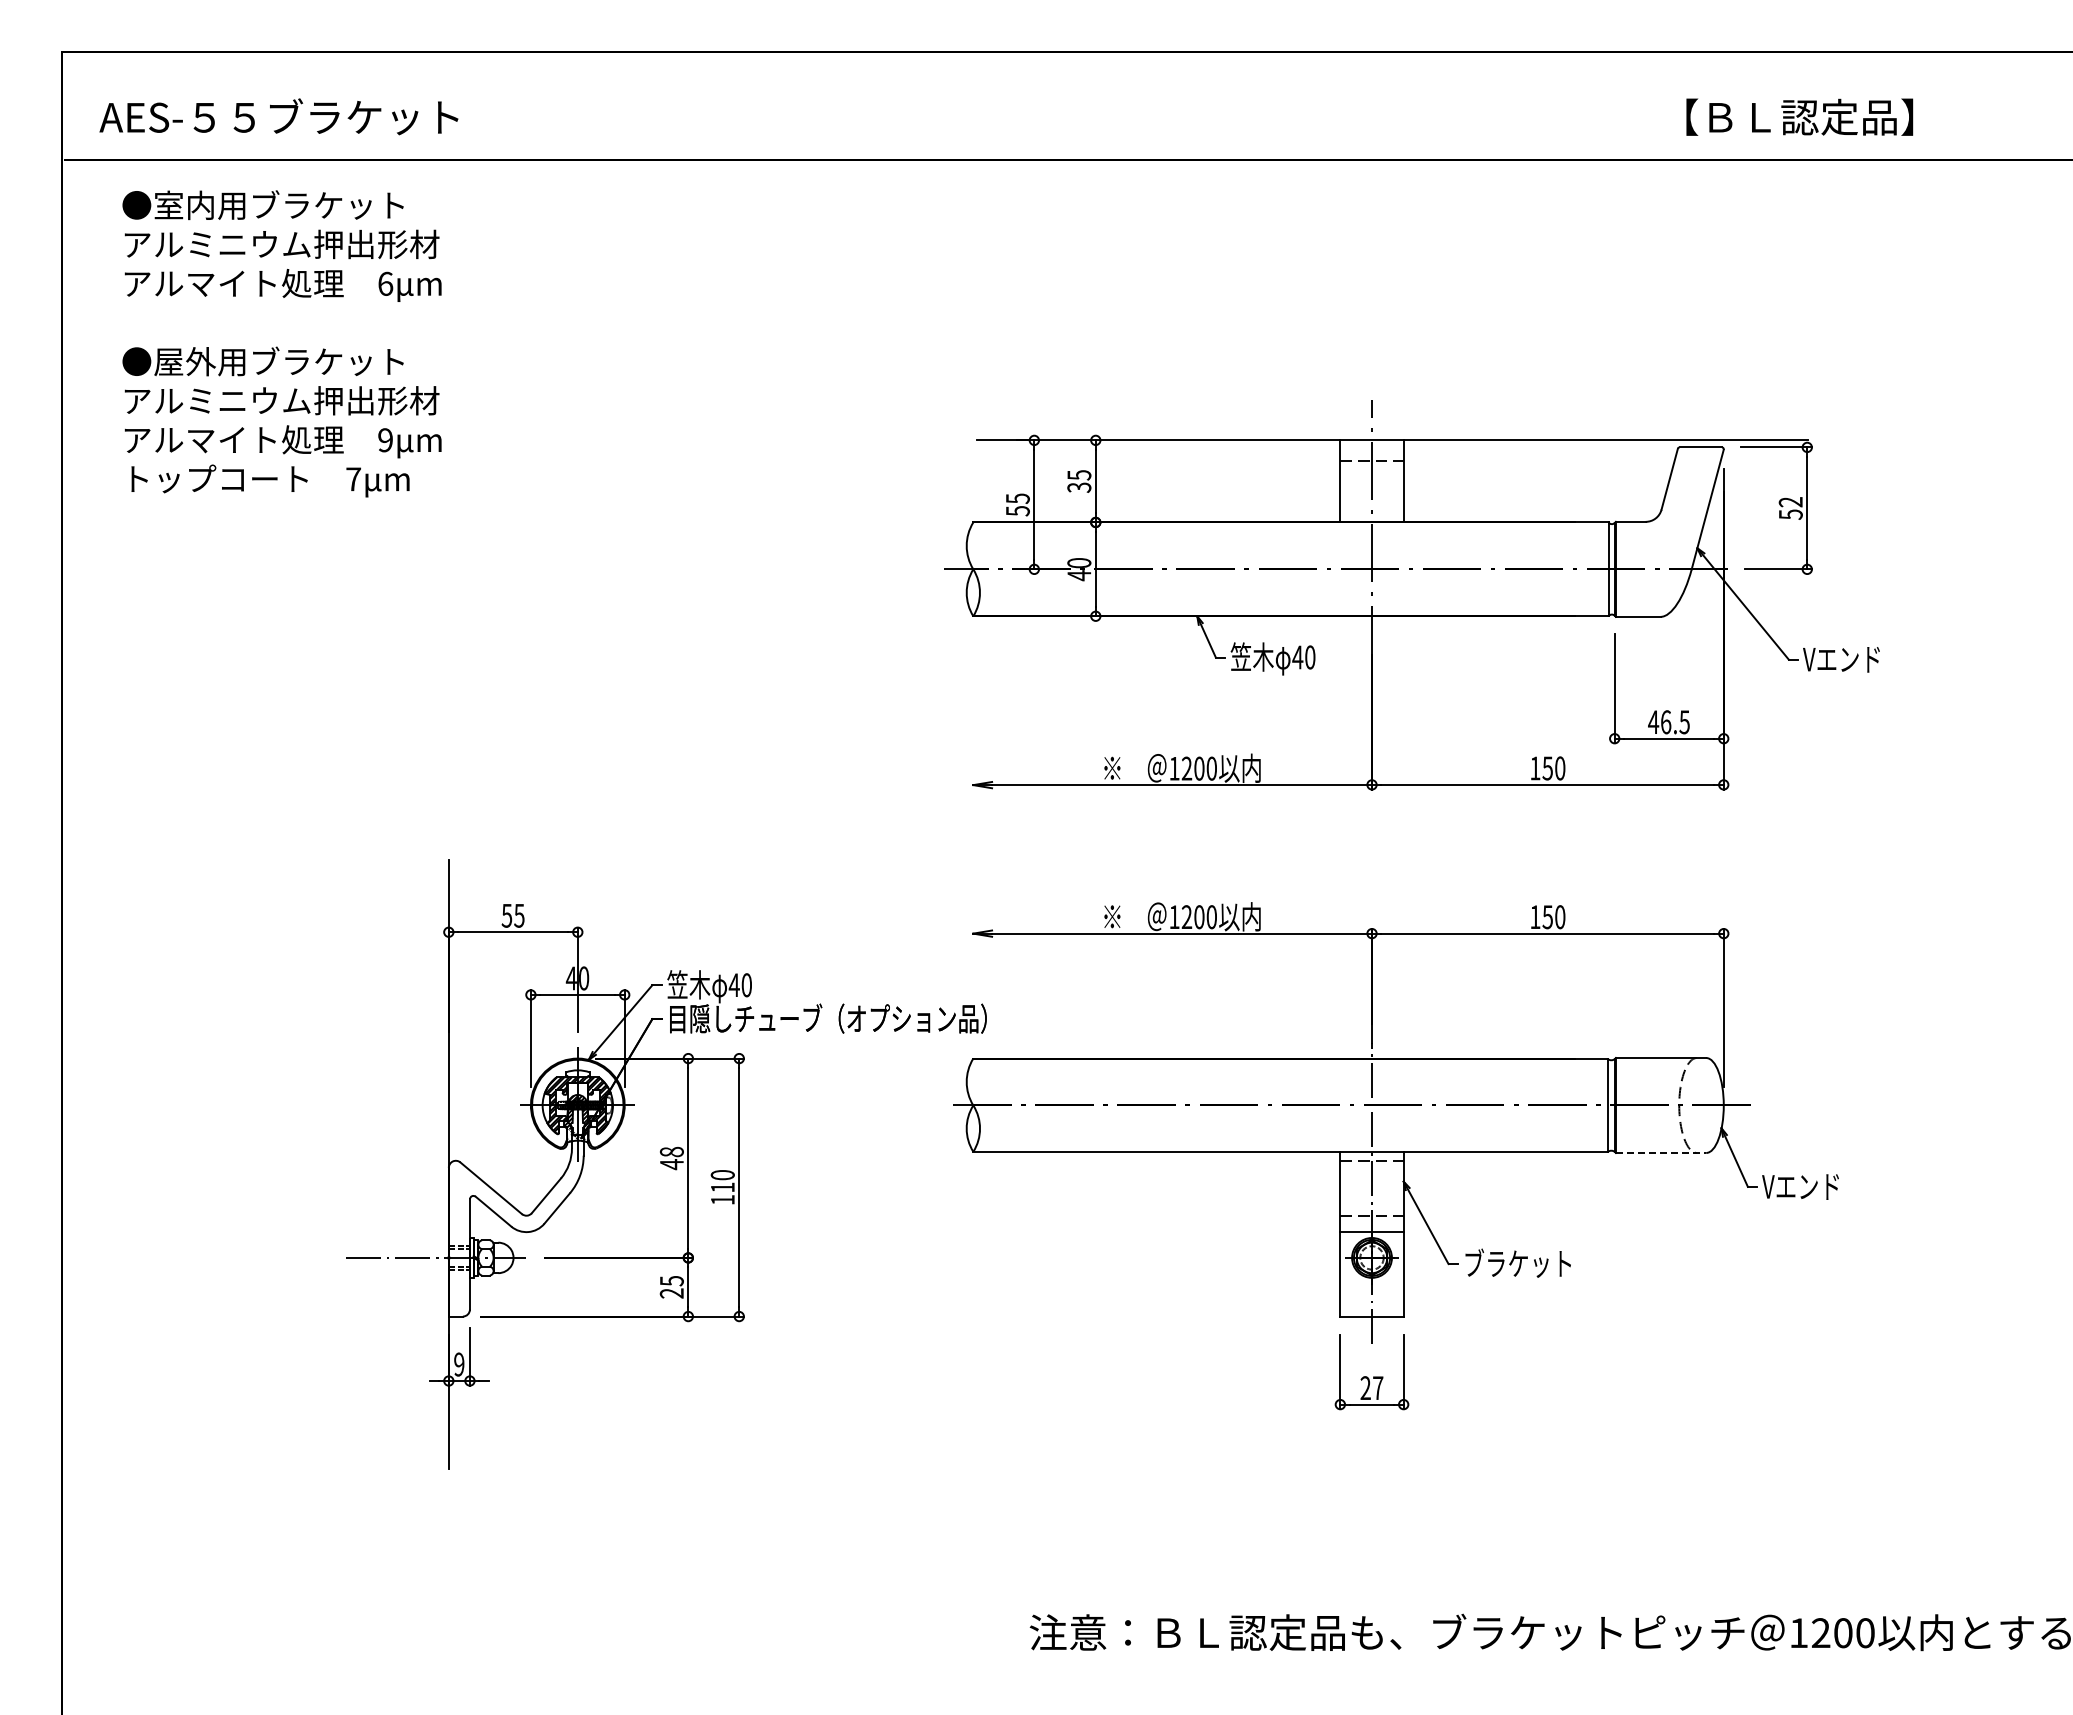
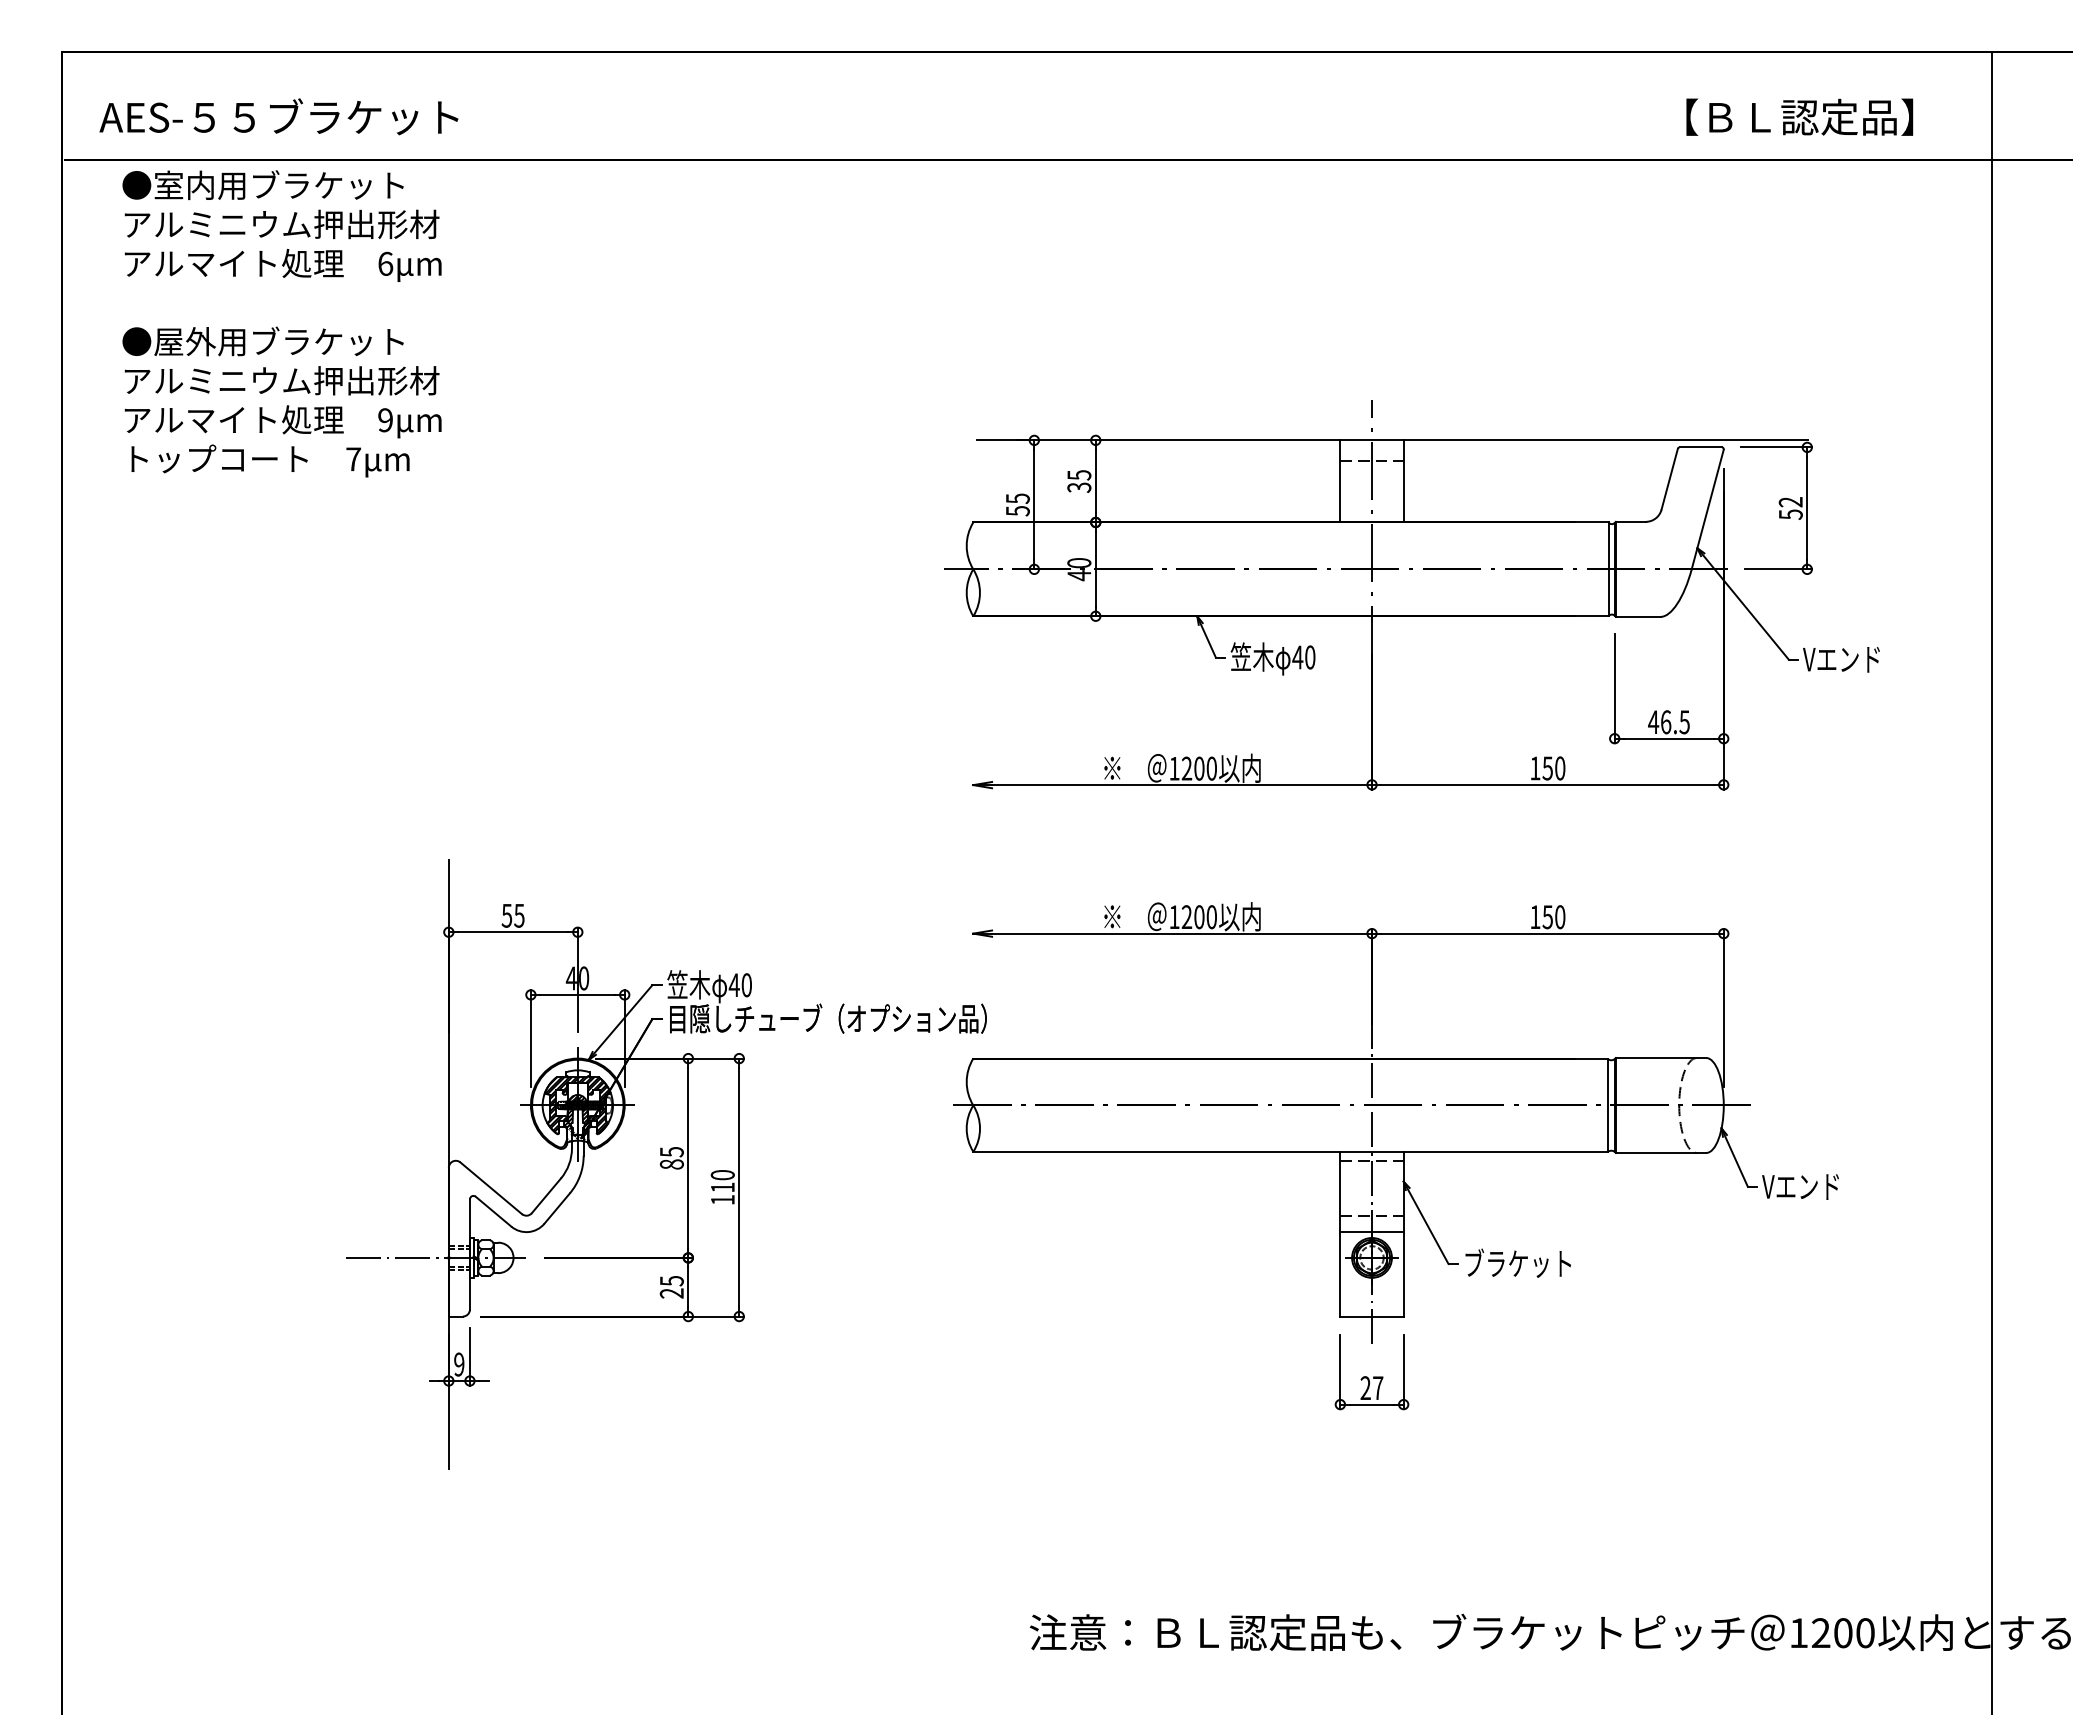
text position: (281, 343) -> (281, 323) (281, 323)
line: none -> present (1992, 881)
line: dashed -> solid (1661, 1152)
text: 48 -> 85 (671, 1158)
